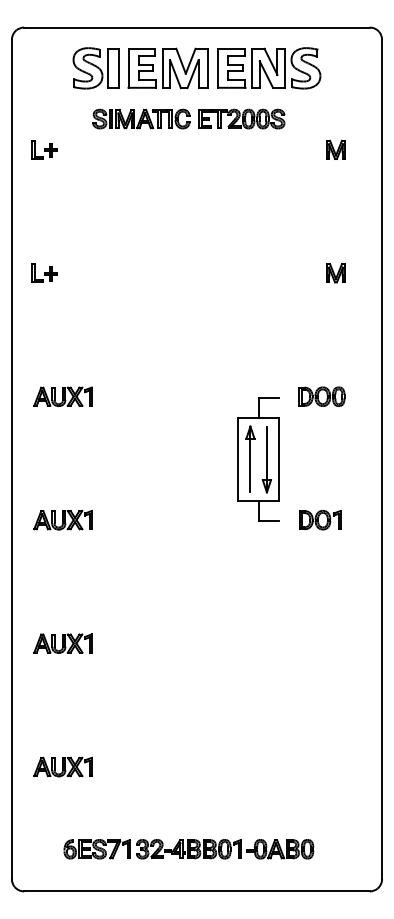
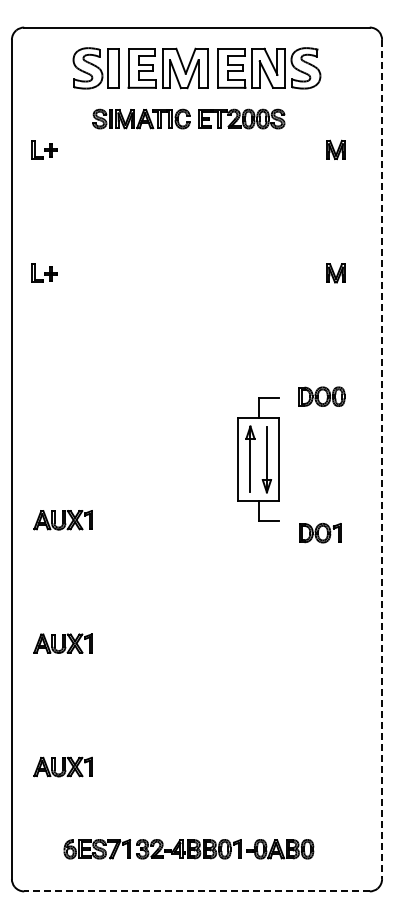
part: present -> none (62, 396)
line: solid -> dashed (382, 459)
part position: (320, 520) -> (320, 533) (320, 533)
line: solid -> dashed (196, 891)
